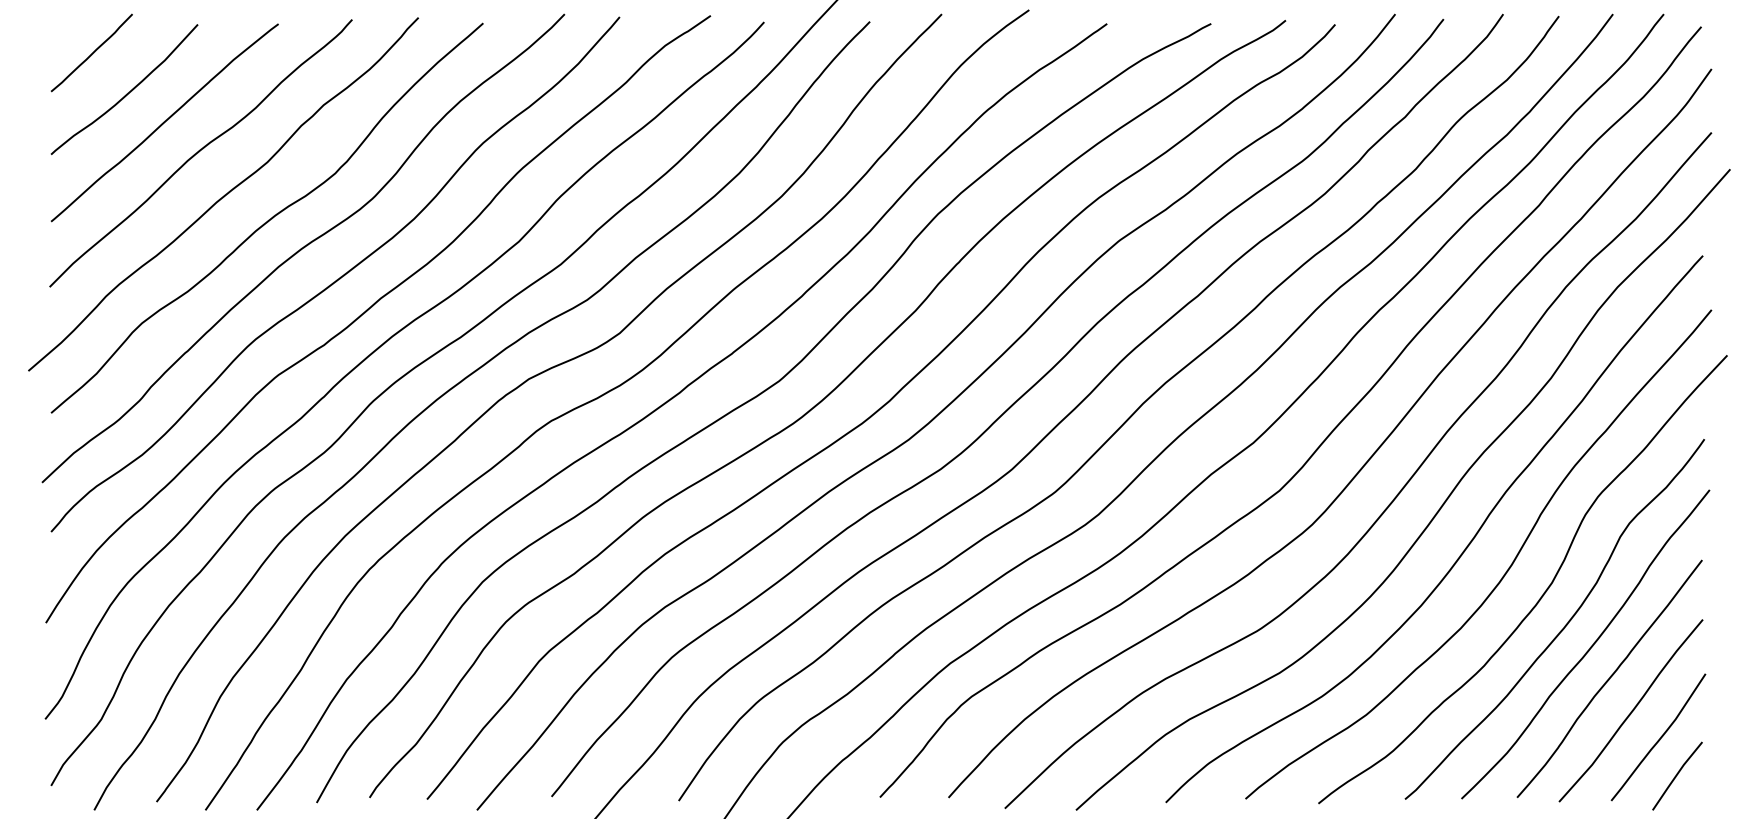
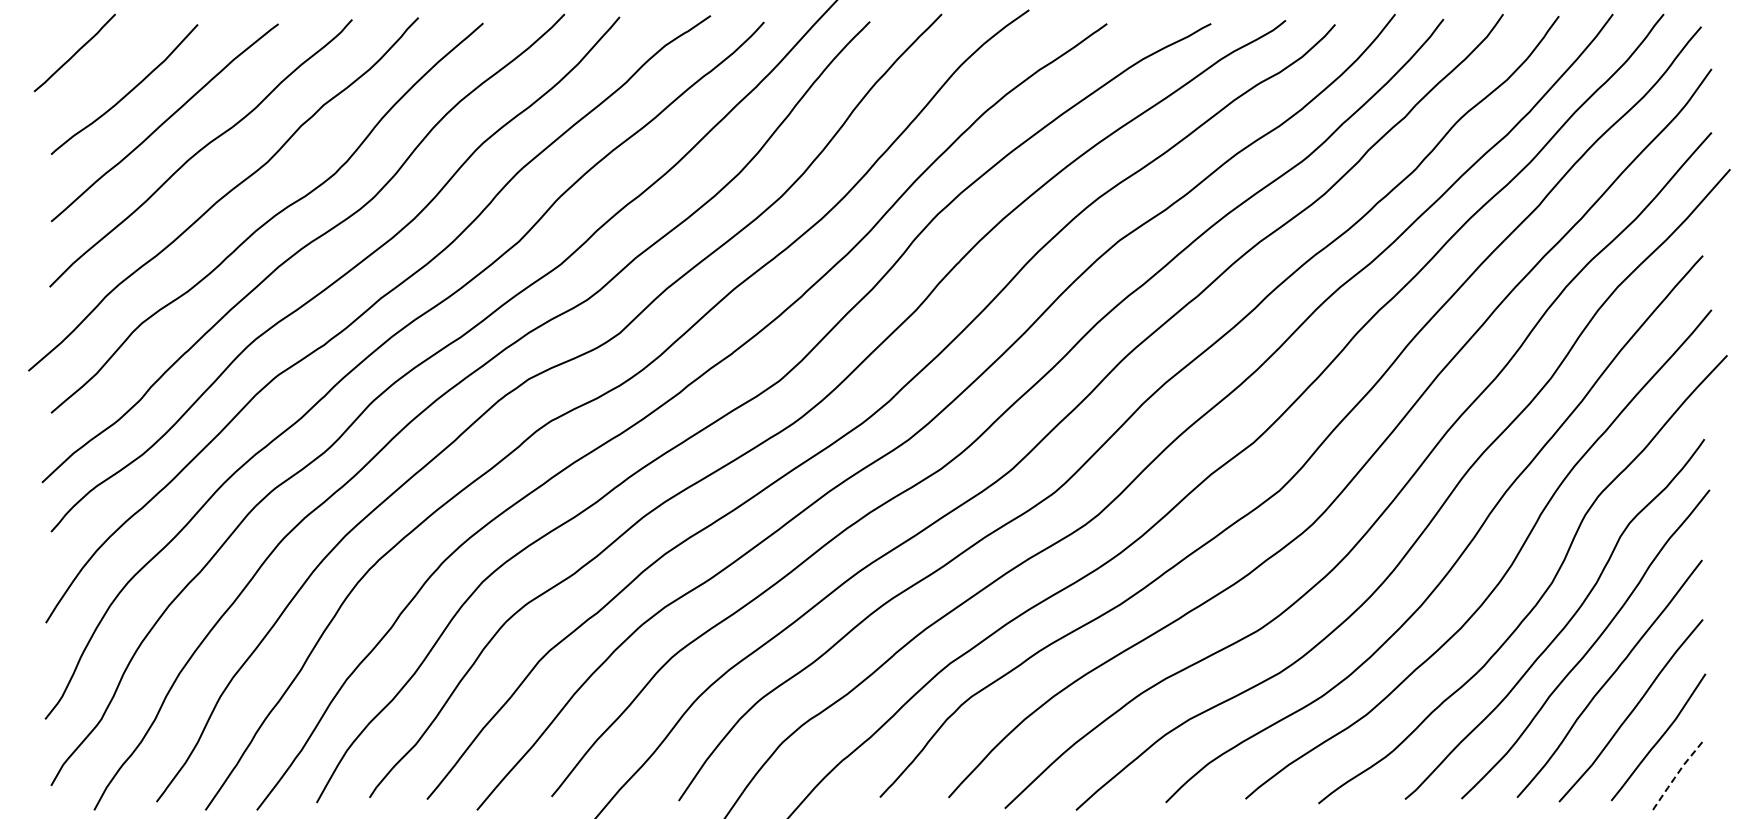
curve position: (92, 52) -> (75, 52) (75, 52)
line: solid -> dashed (1676, 775)
